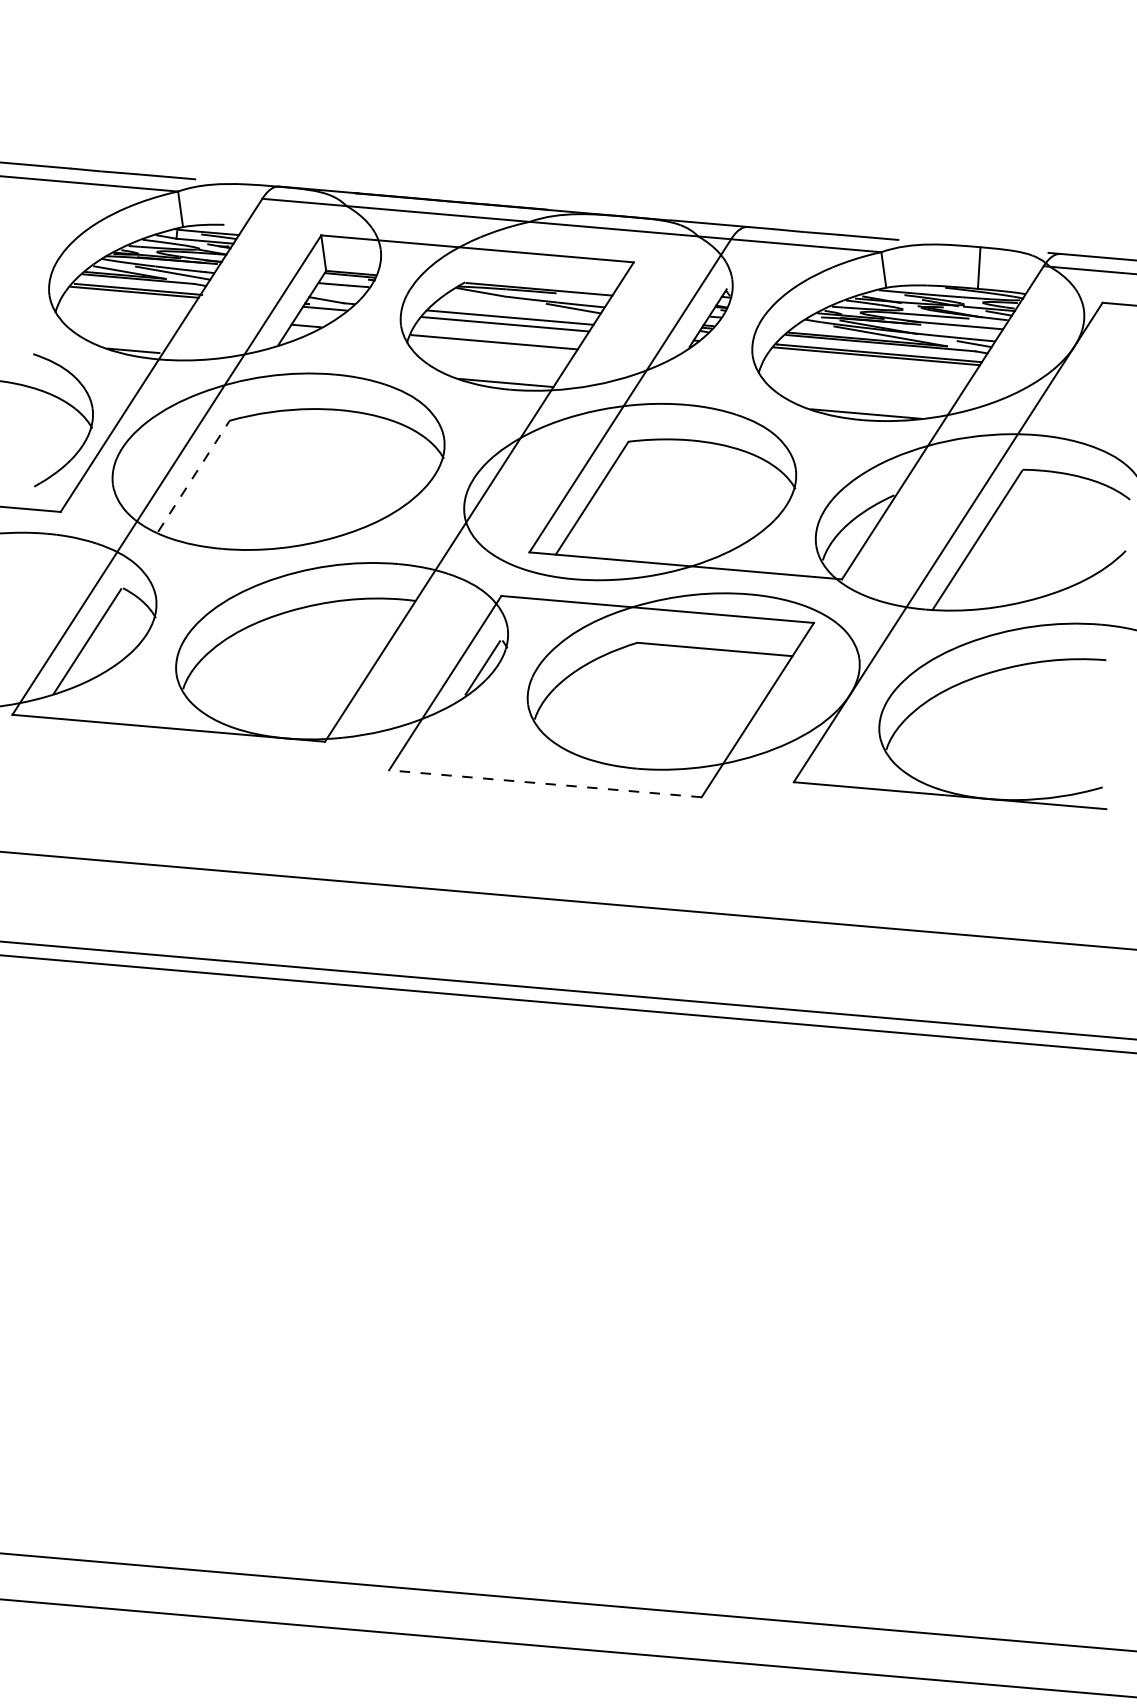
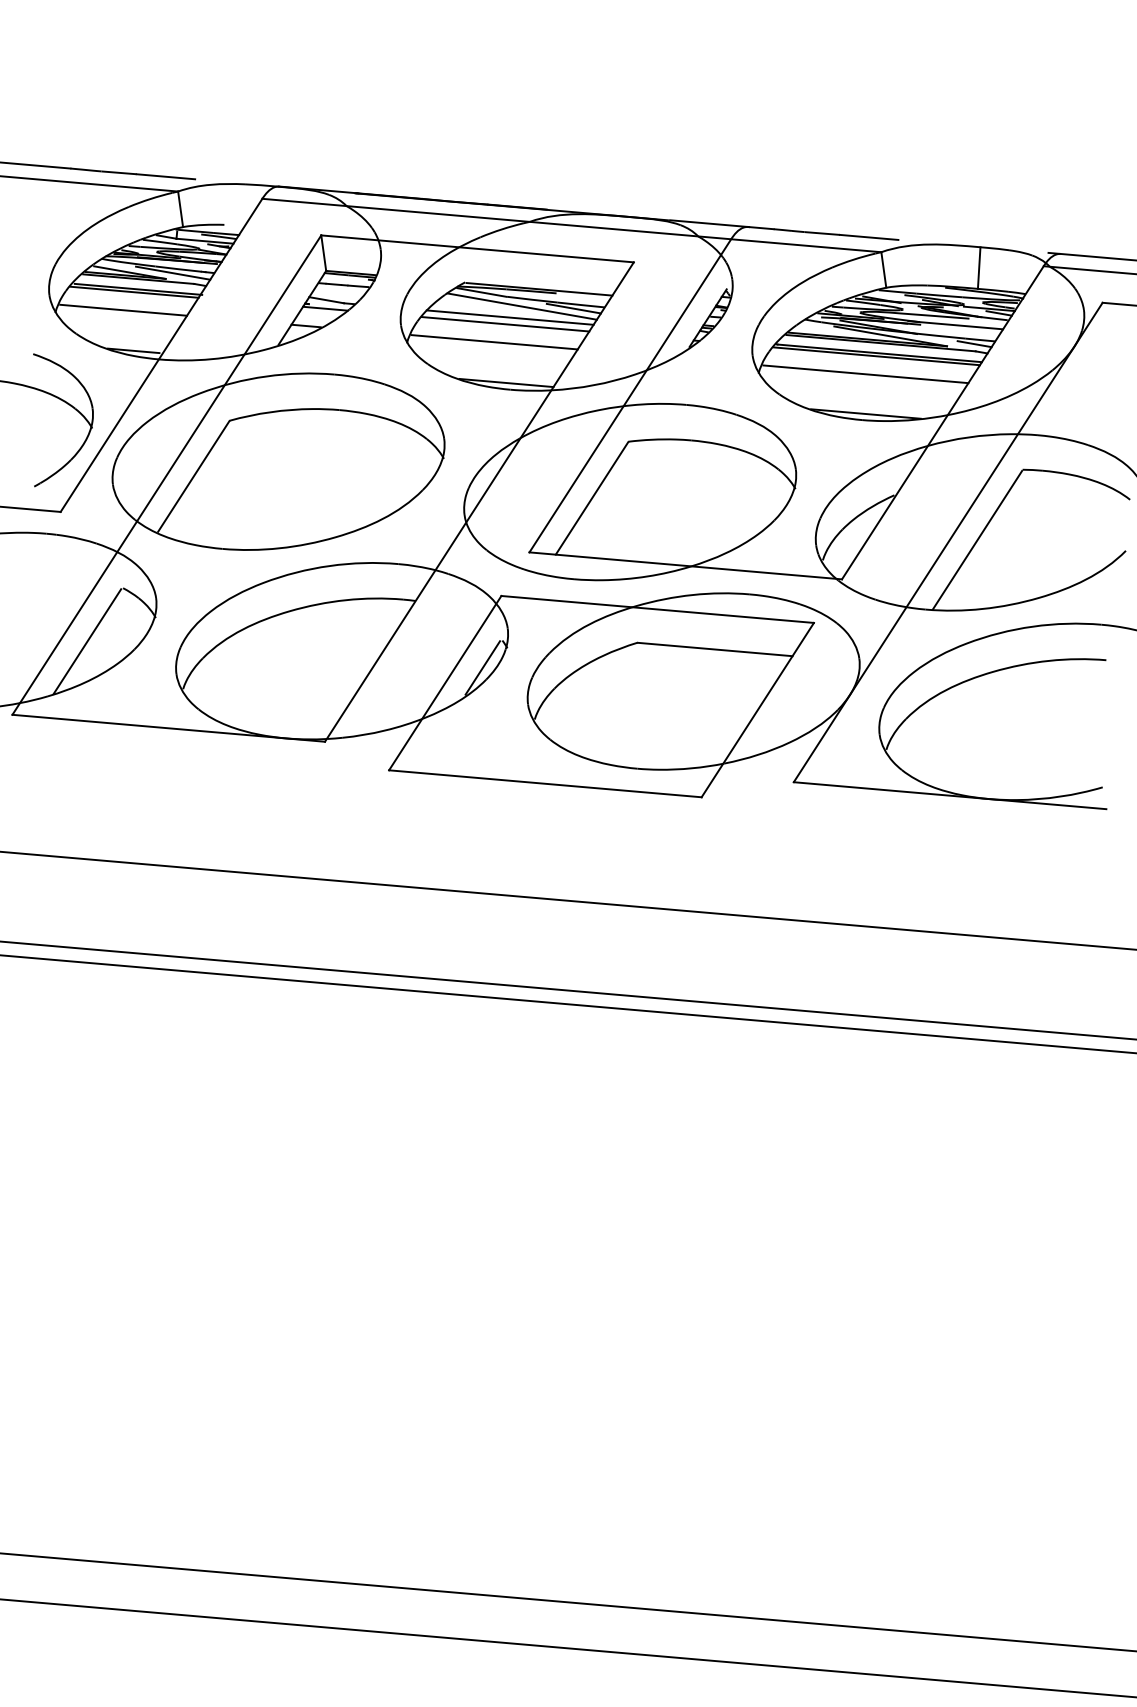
line: none -> present (521, 306)
line: none -> present (123, 309)
line: none -> present (865, 374)
line: dashed -> solid (193, 476)
line: dashed -> solid (545, 783)
